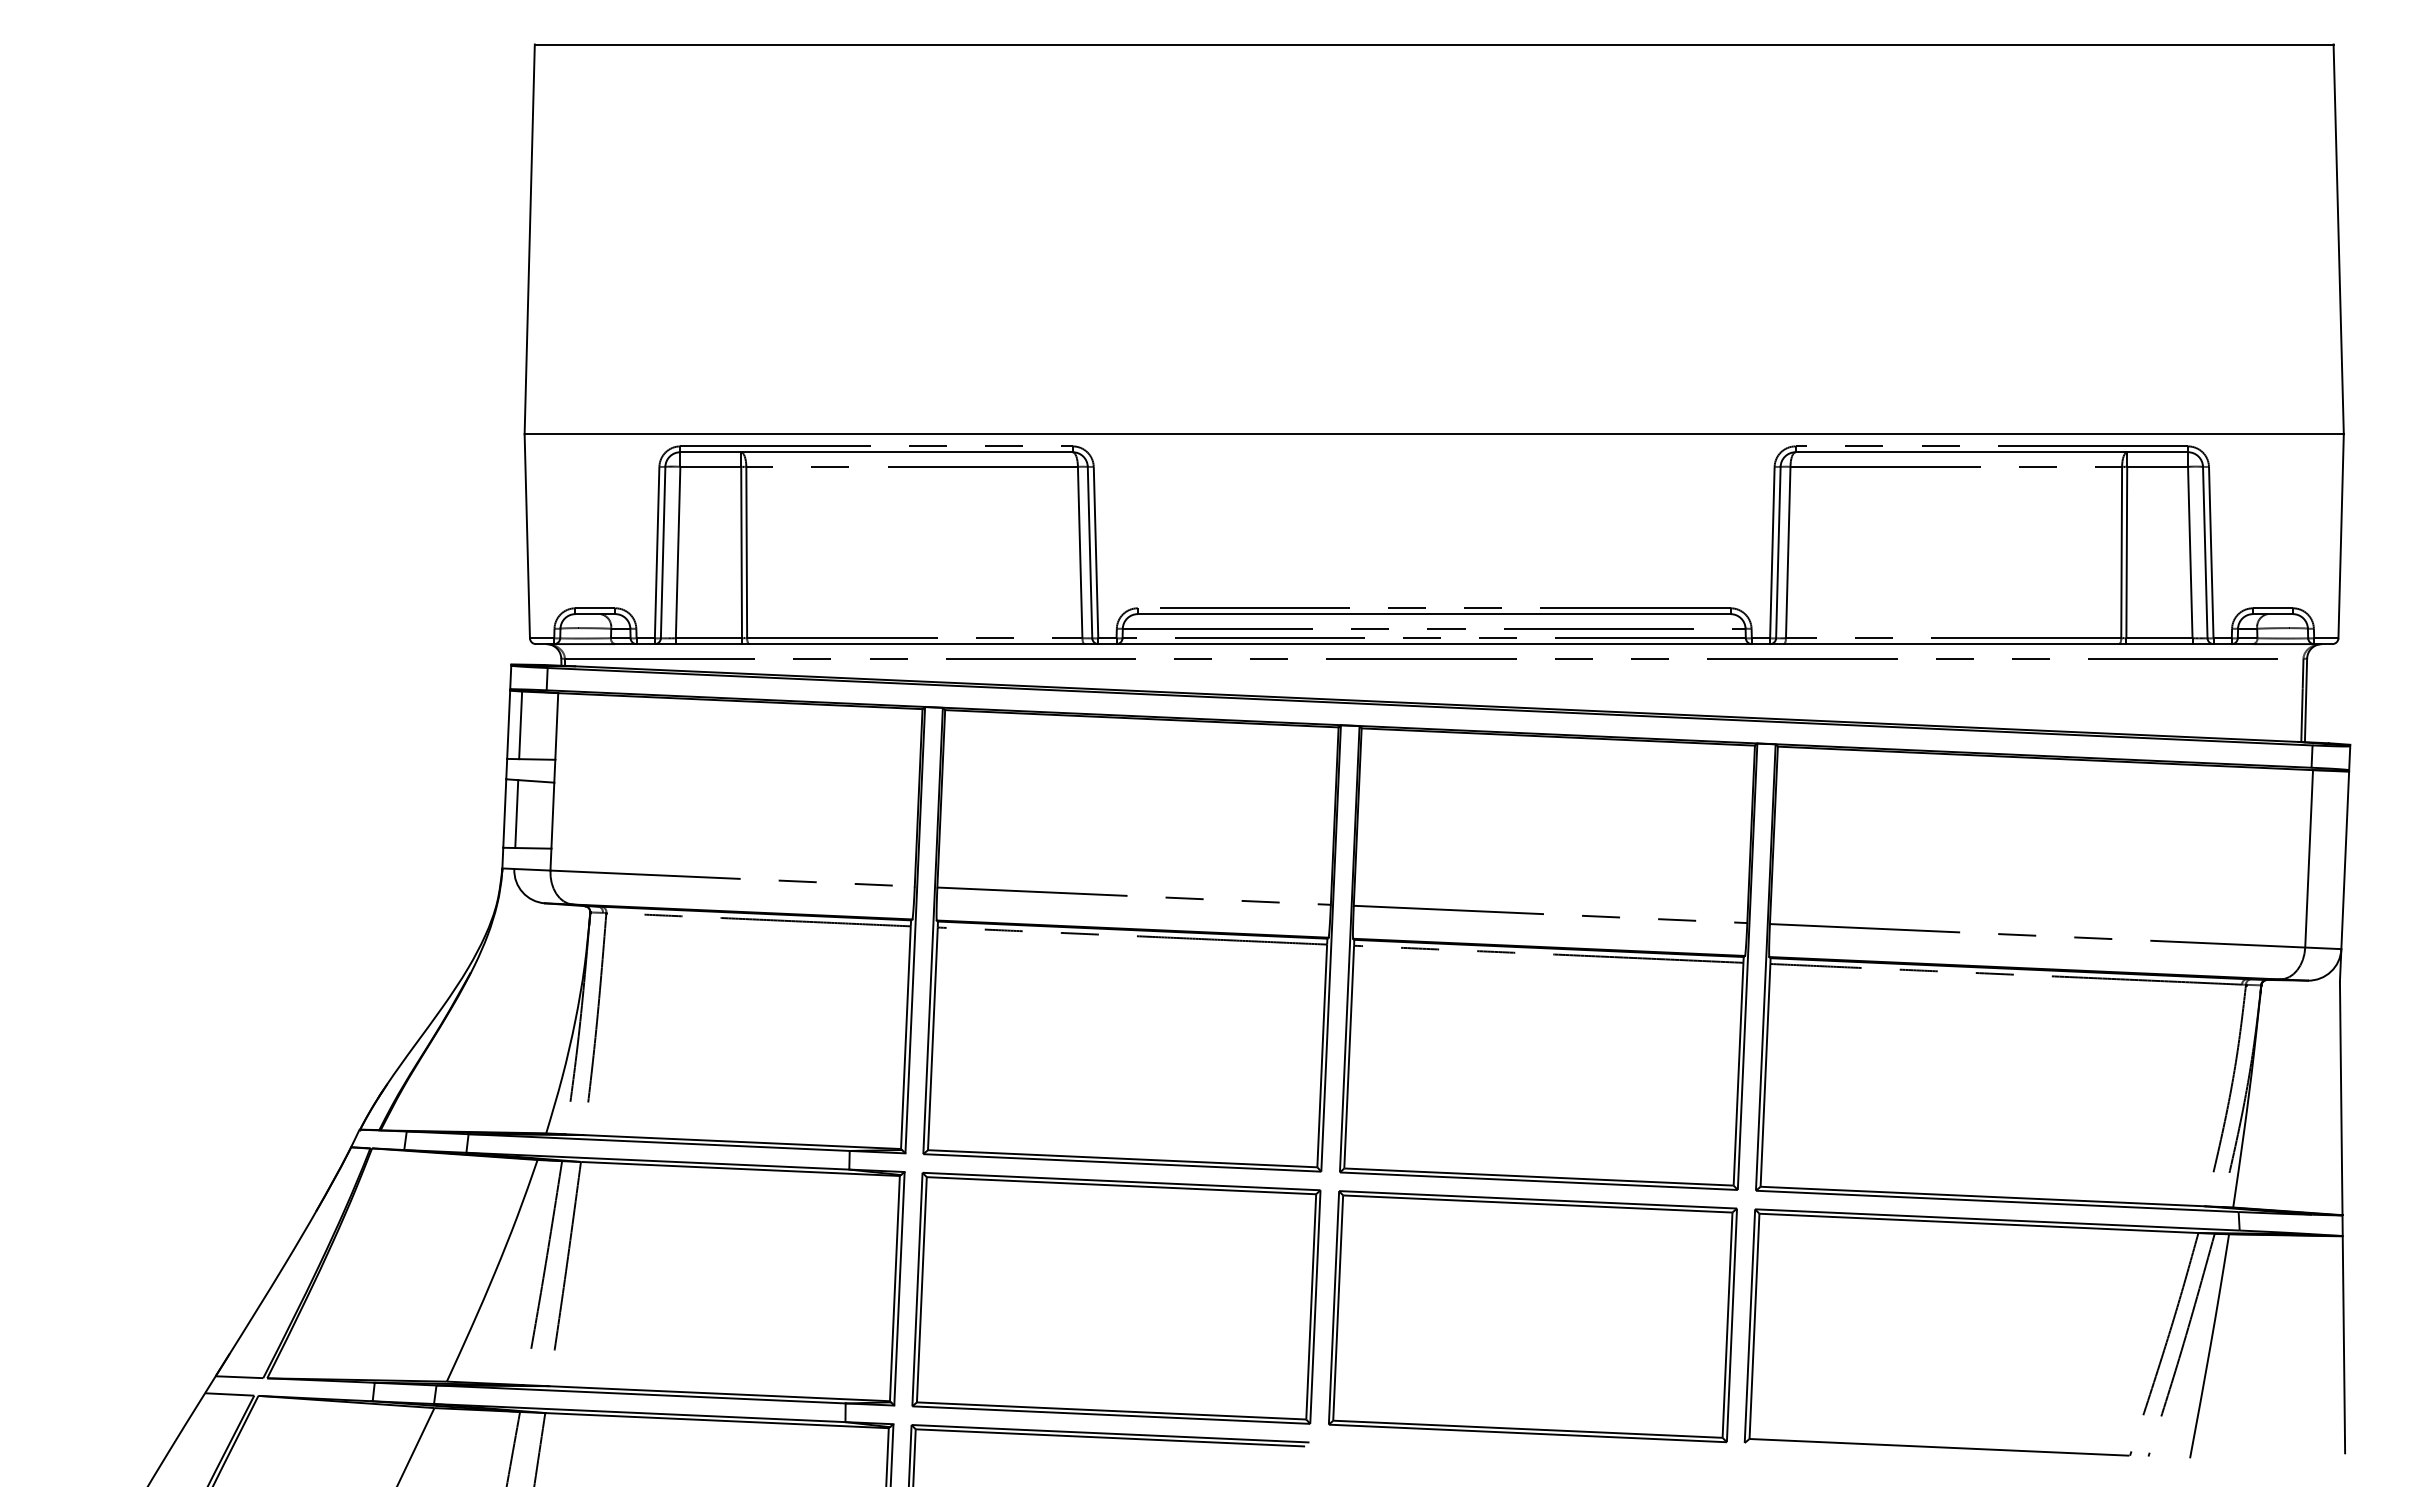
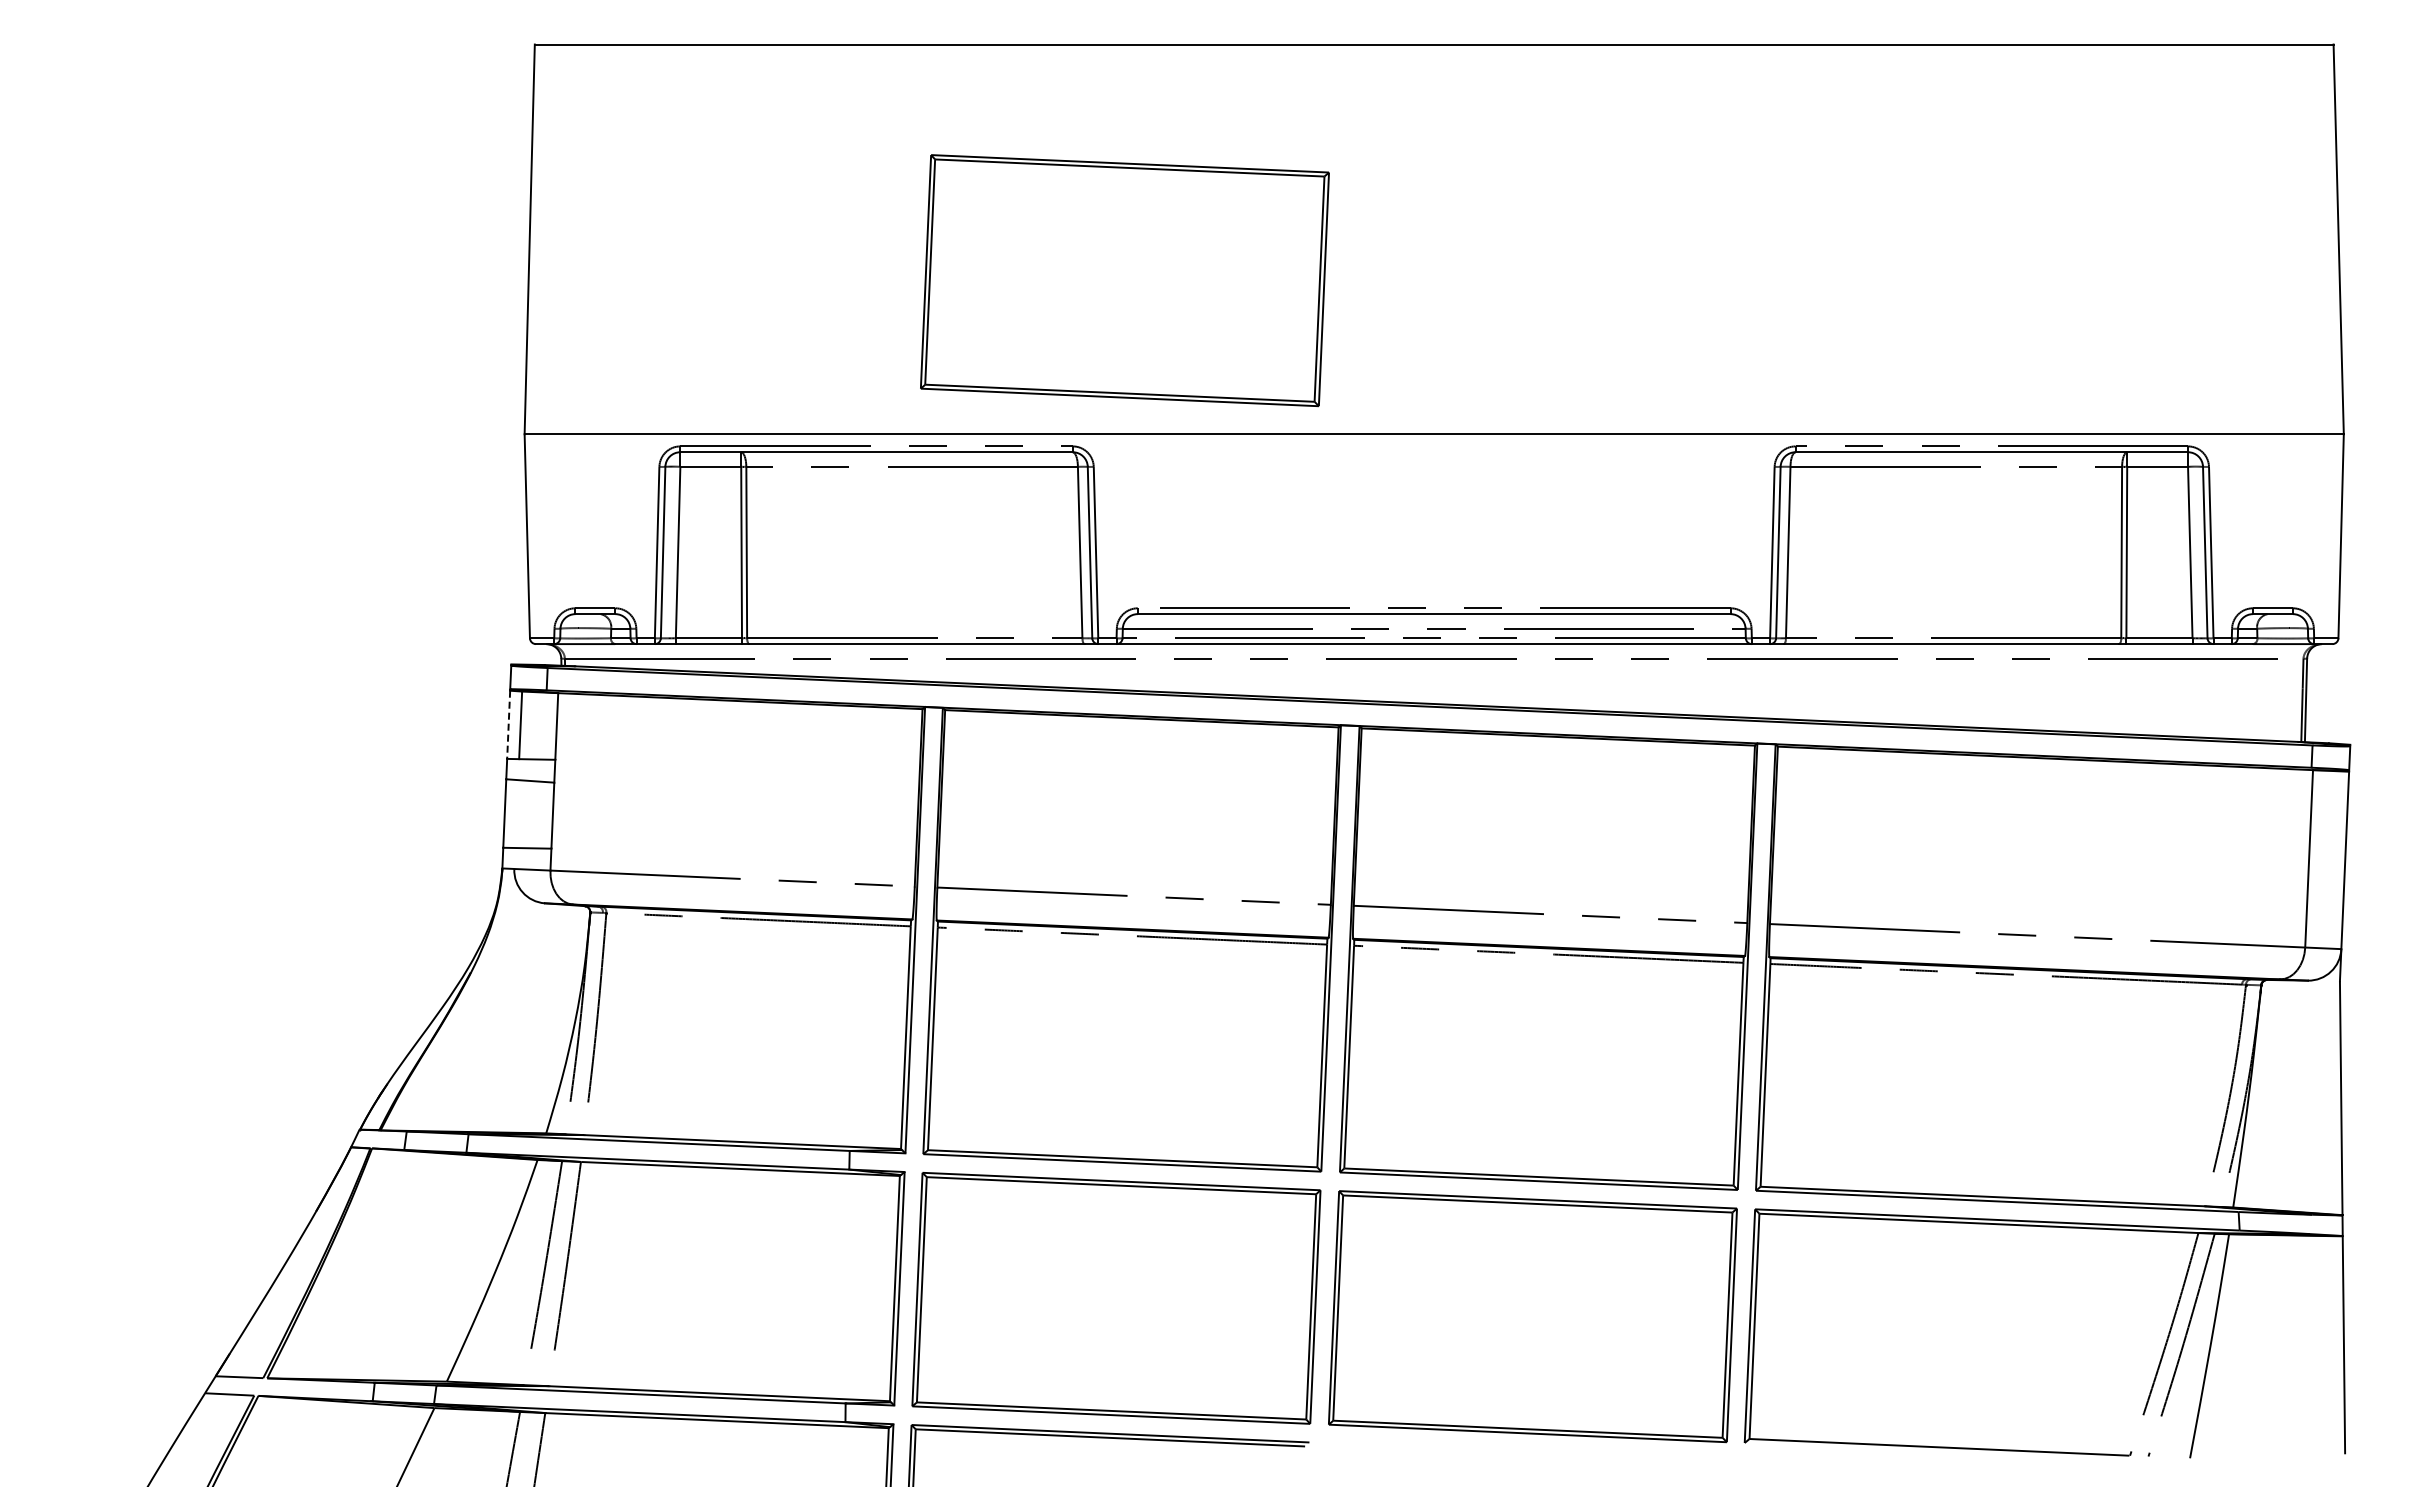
part: none -> present (1124, 280)
line: solid -> dashed (508, 725)
line: present -> none (516, 814)
